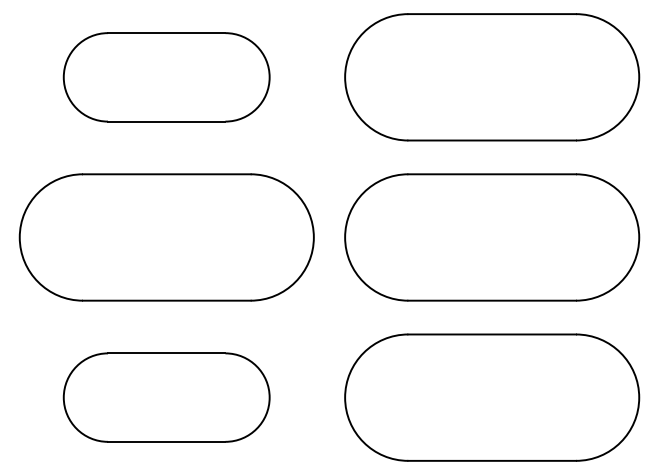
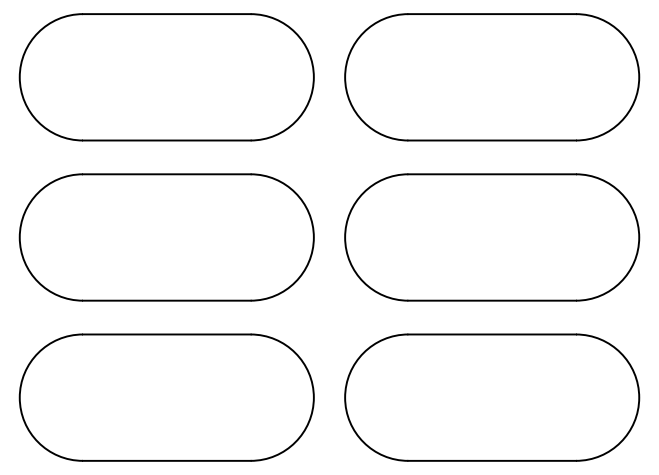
part size: 209x91 px -> 297x129 px (166, 77)
part size: 209x91 px -> 297x129 px (166, 397)
